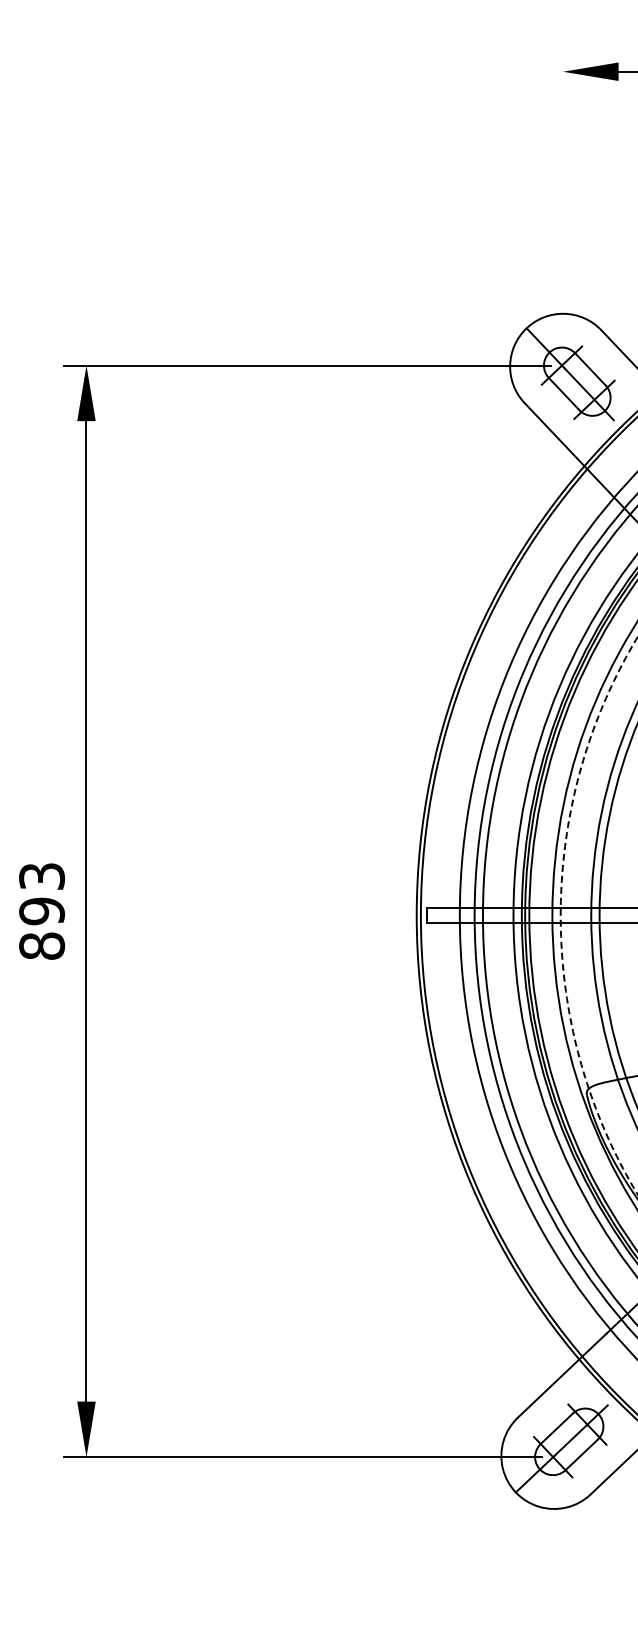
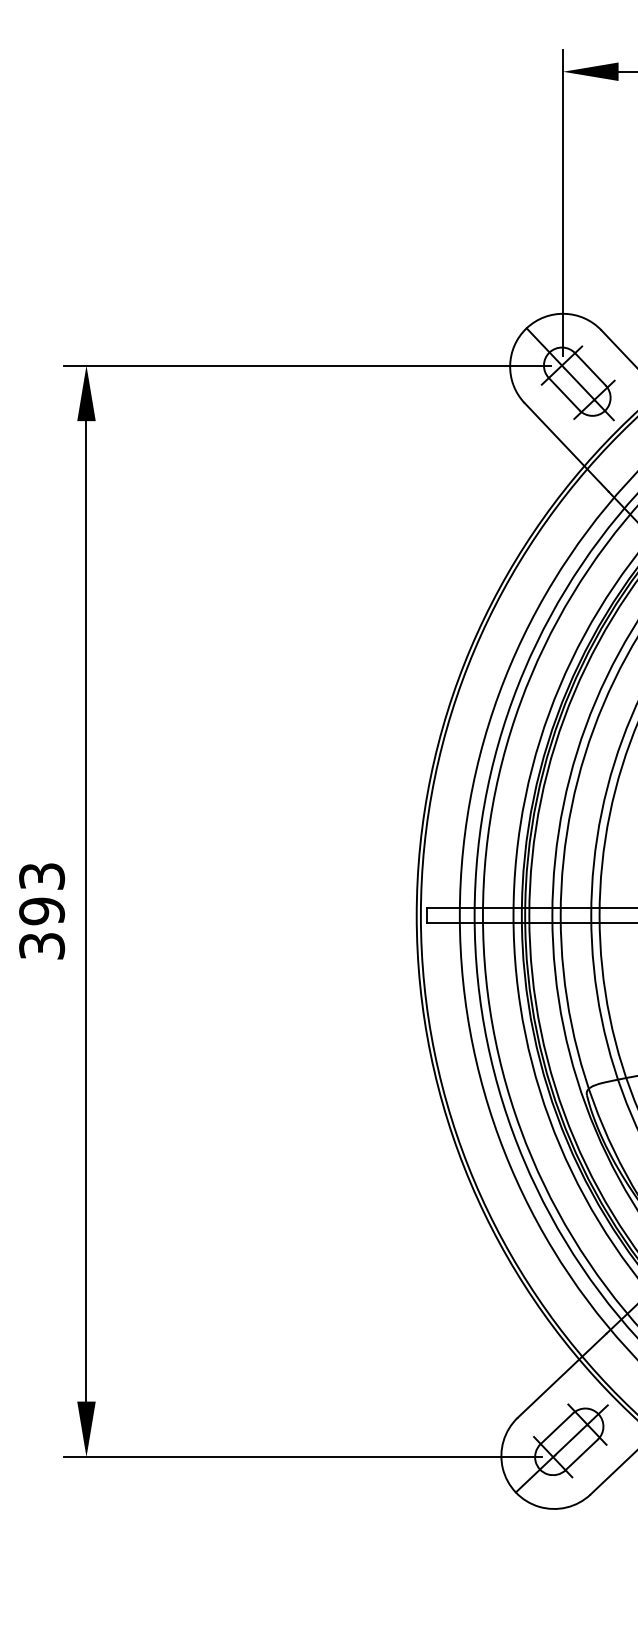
line: none -> present (563, 202)
circle: dashed -> solid (598, 915)
text: 893 -> 393 (42, 945)
